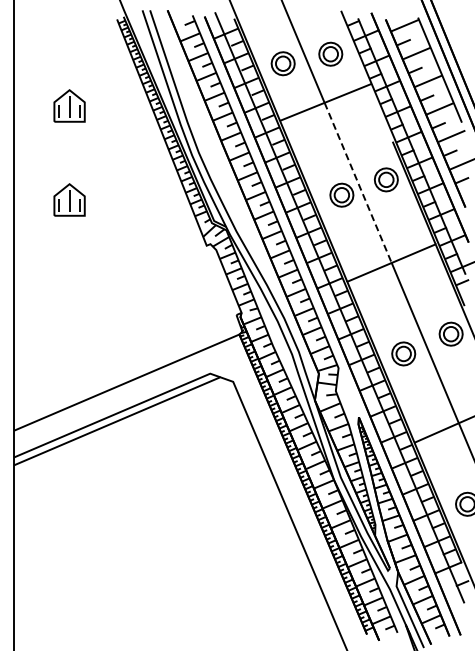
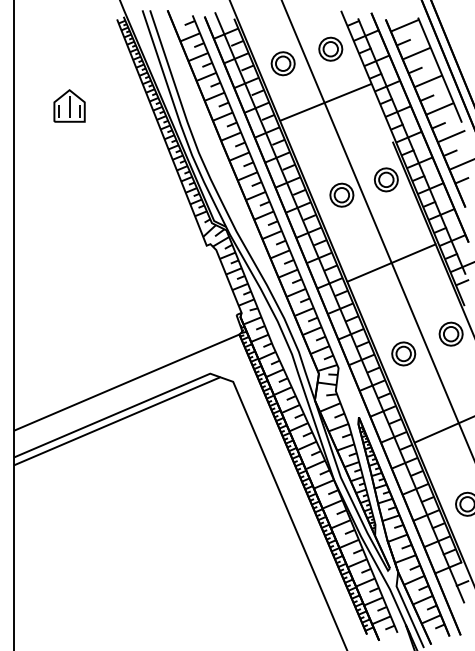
part position: (330, 53) -> (330, 48) (330, 48)
line: dashed -> solid (358, 182)
part: present -> none (69, 199)
